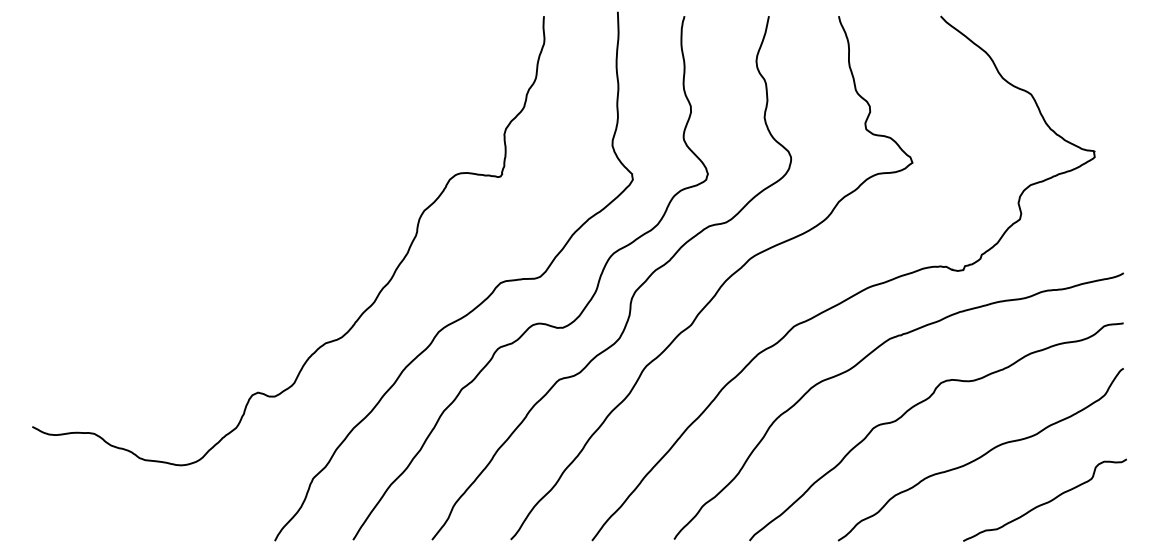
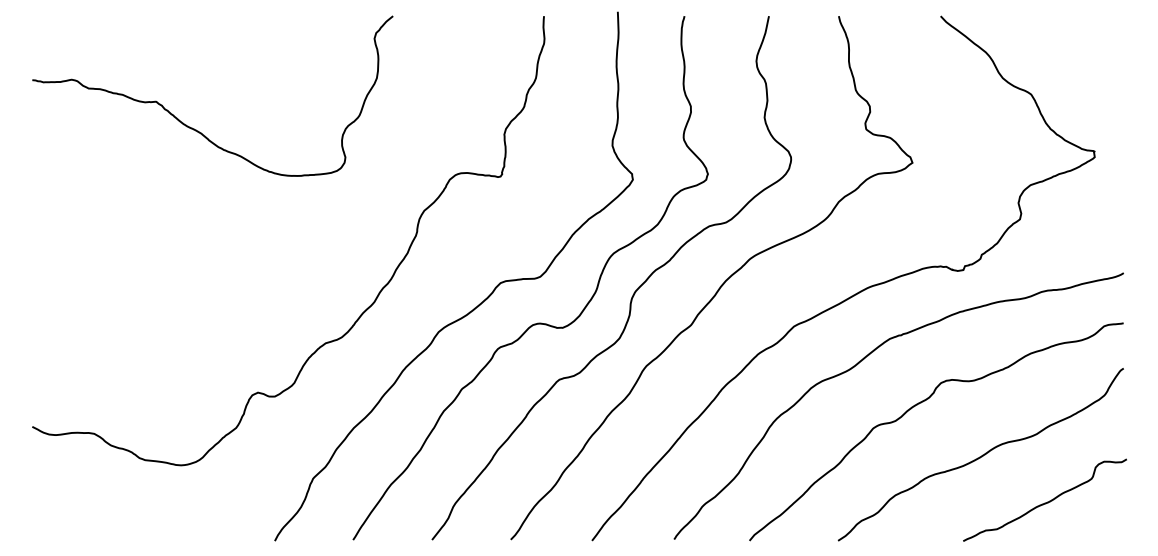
curve: none -> present (196, 129)
